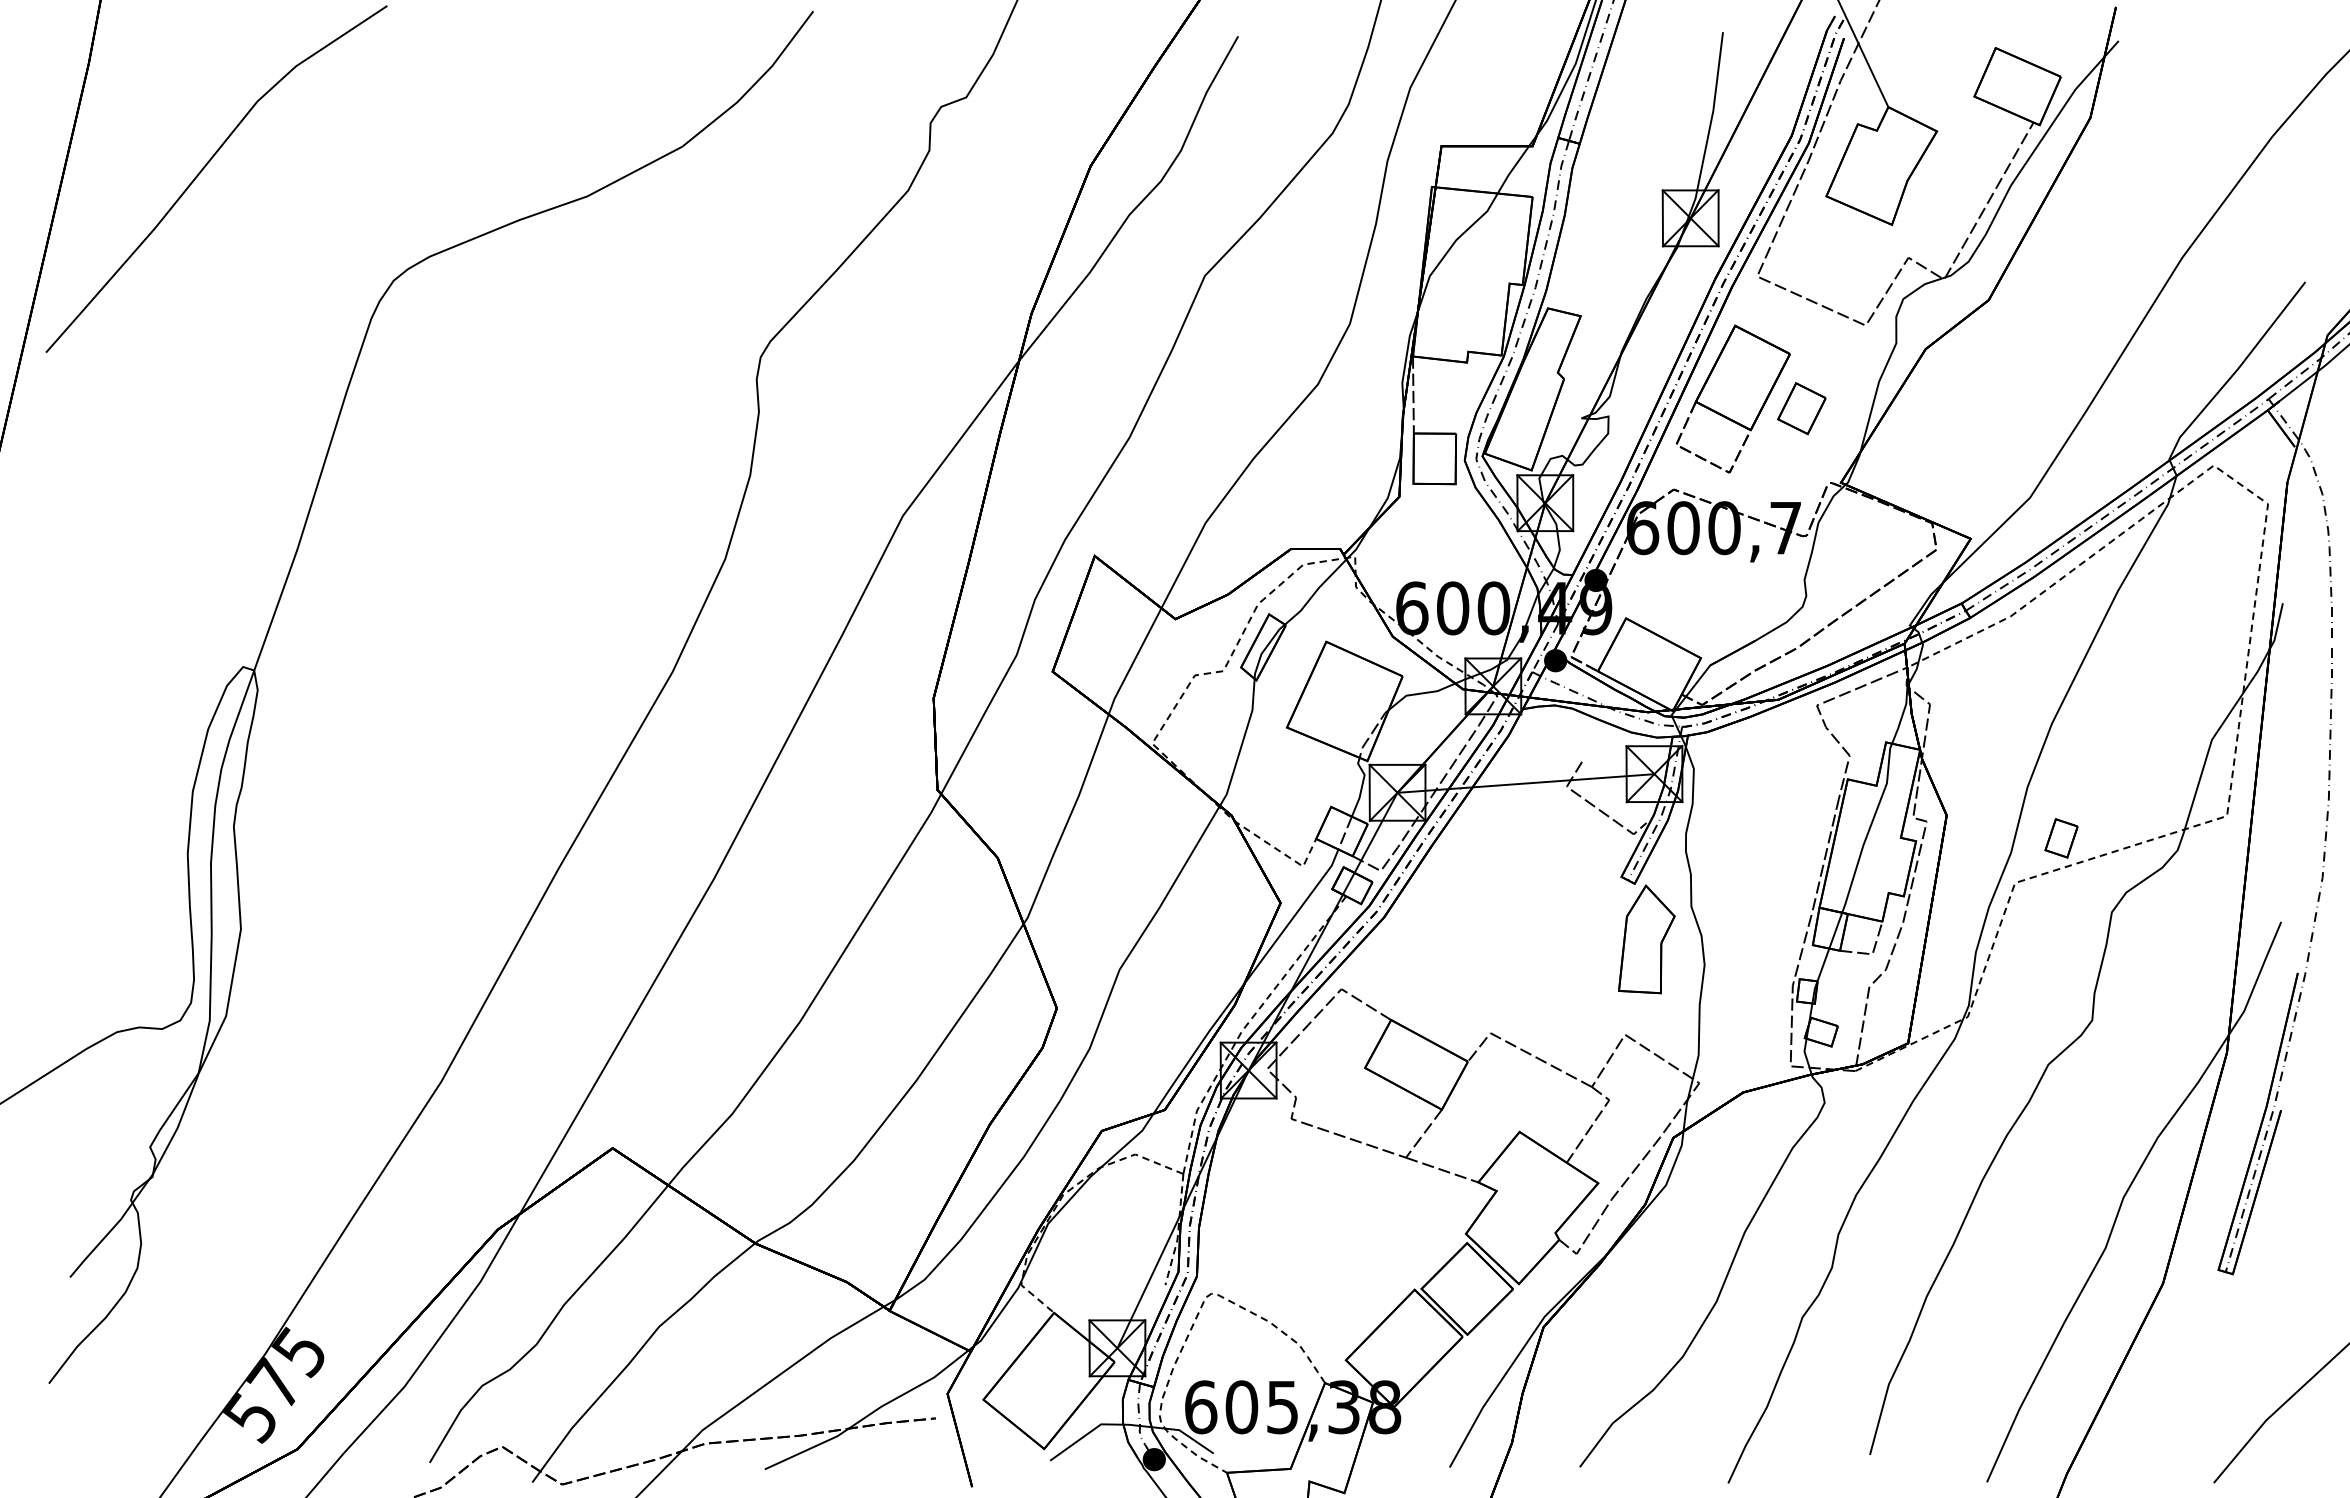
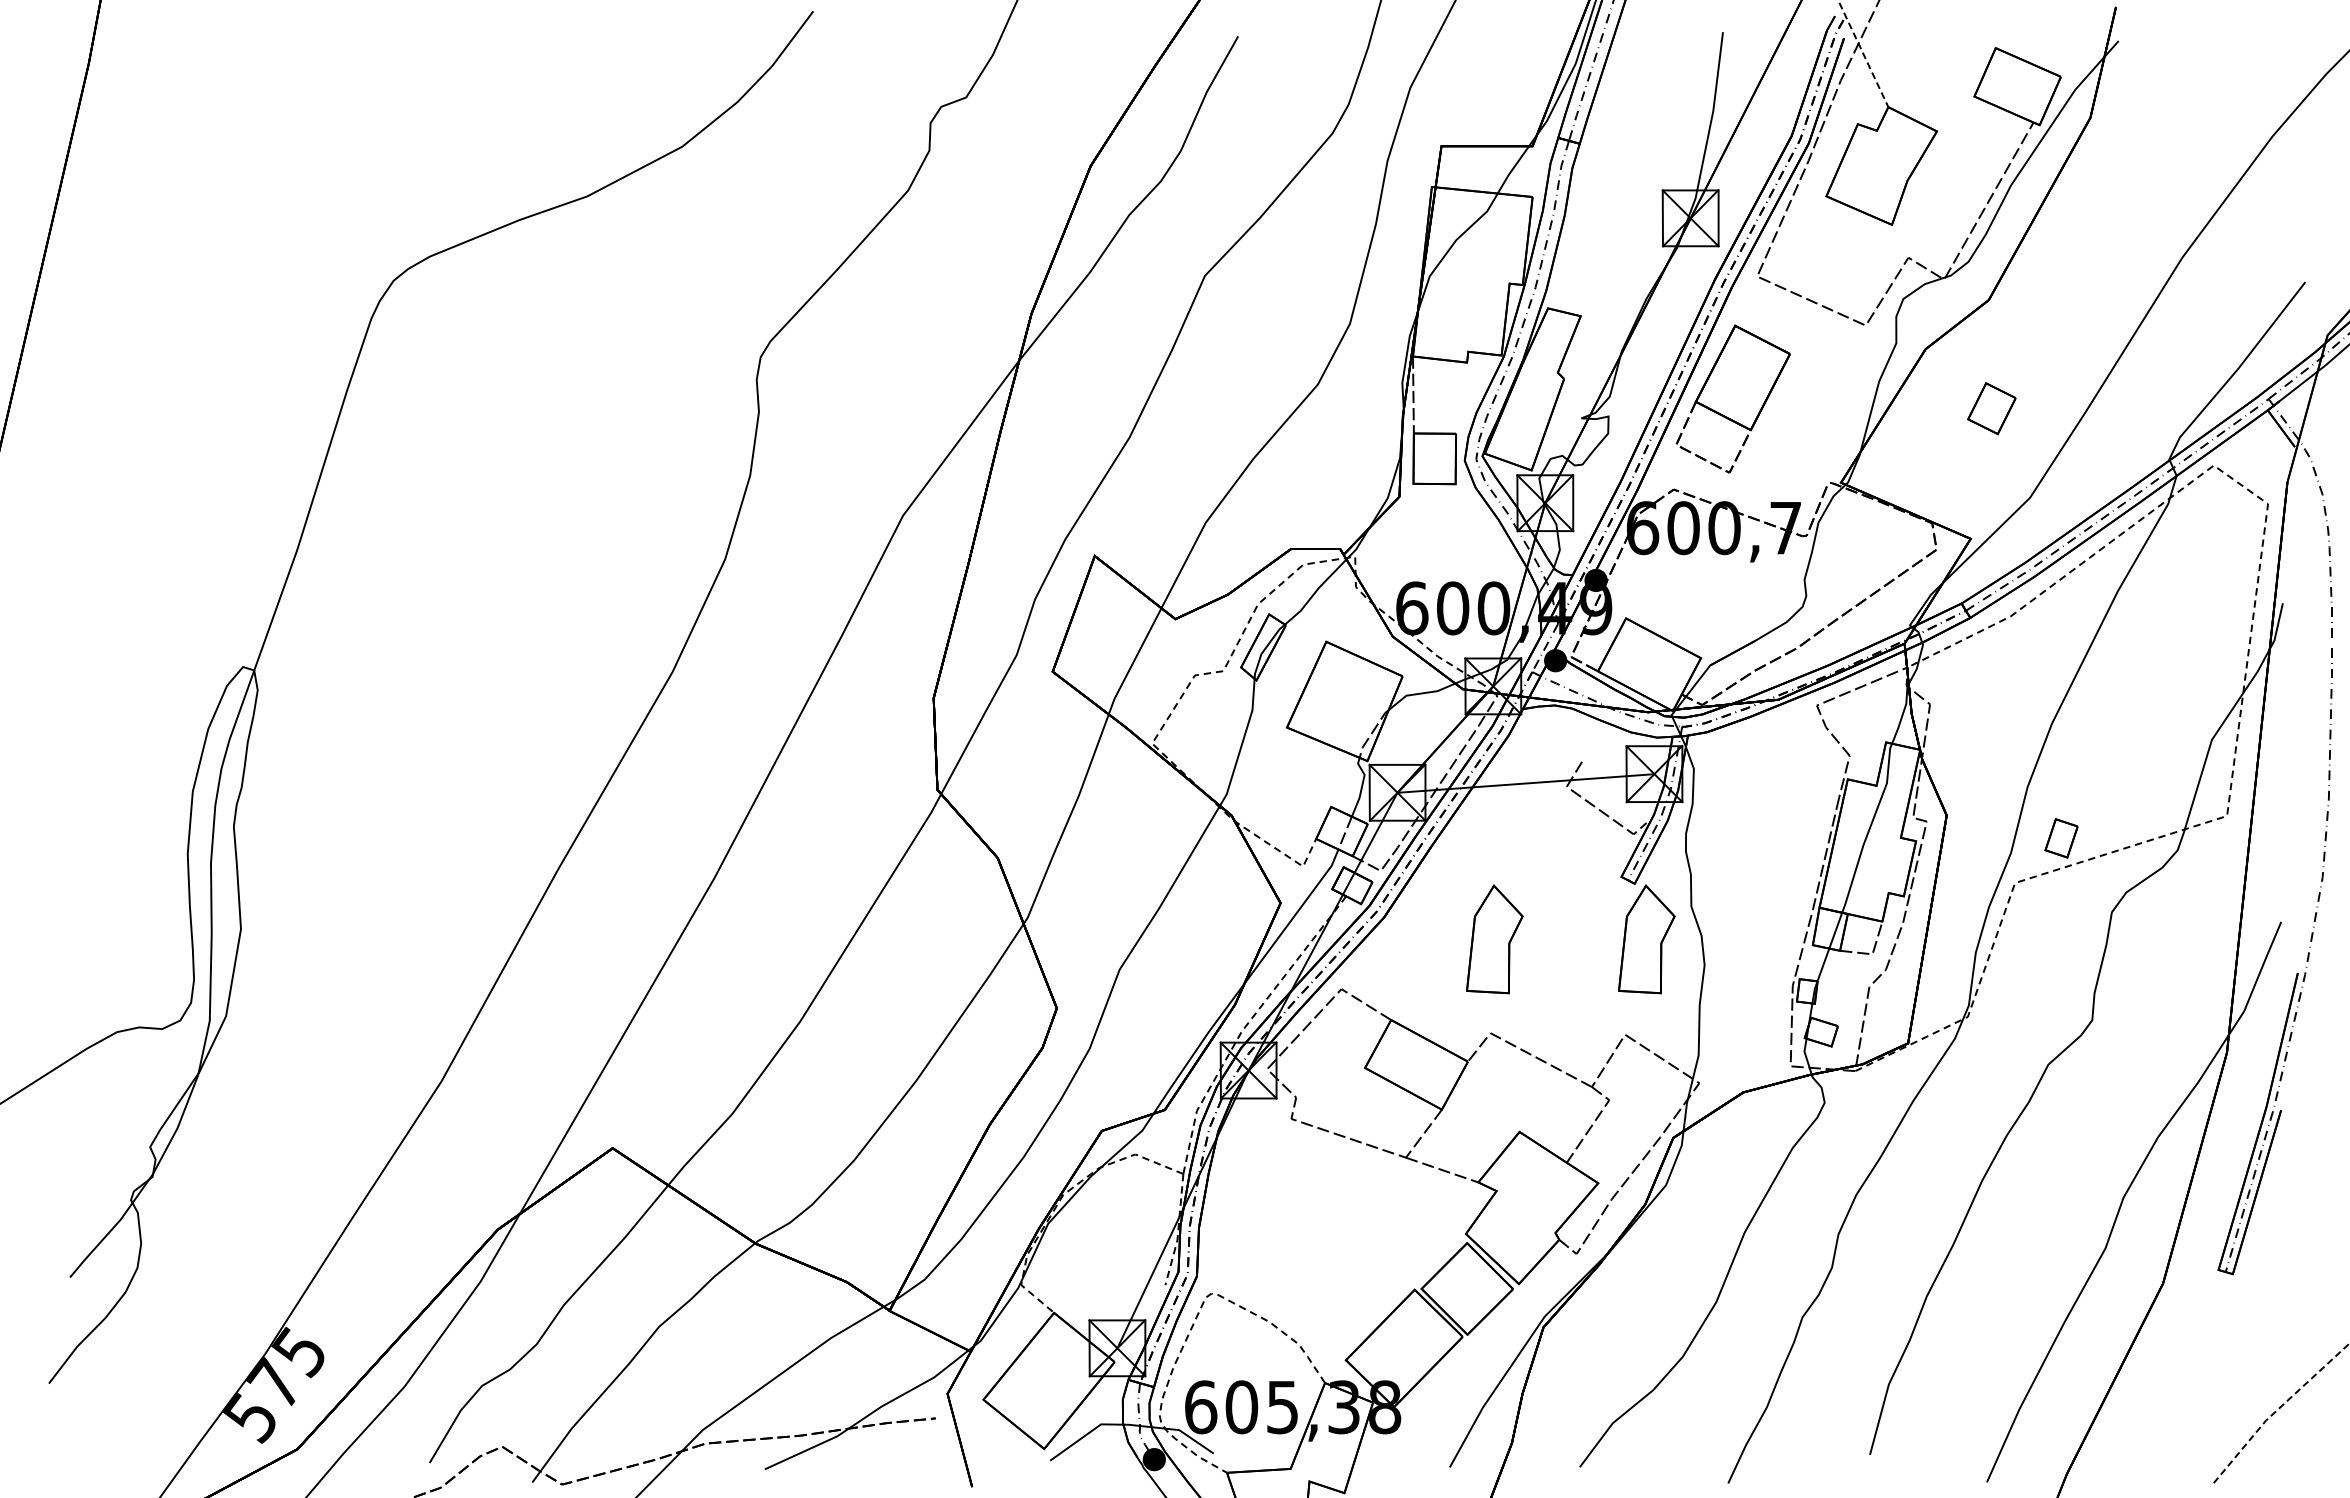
line: solid -> dashed (1863, 54)
curve: present -> none (205, 167)
part position: (1801, 408) -> (1991, 408) (1991, 408)
part: none -> present (1494, 939)
line: solid -> dashed (2277, 1409)
